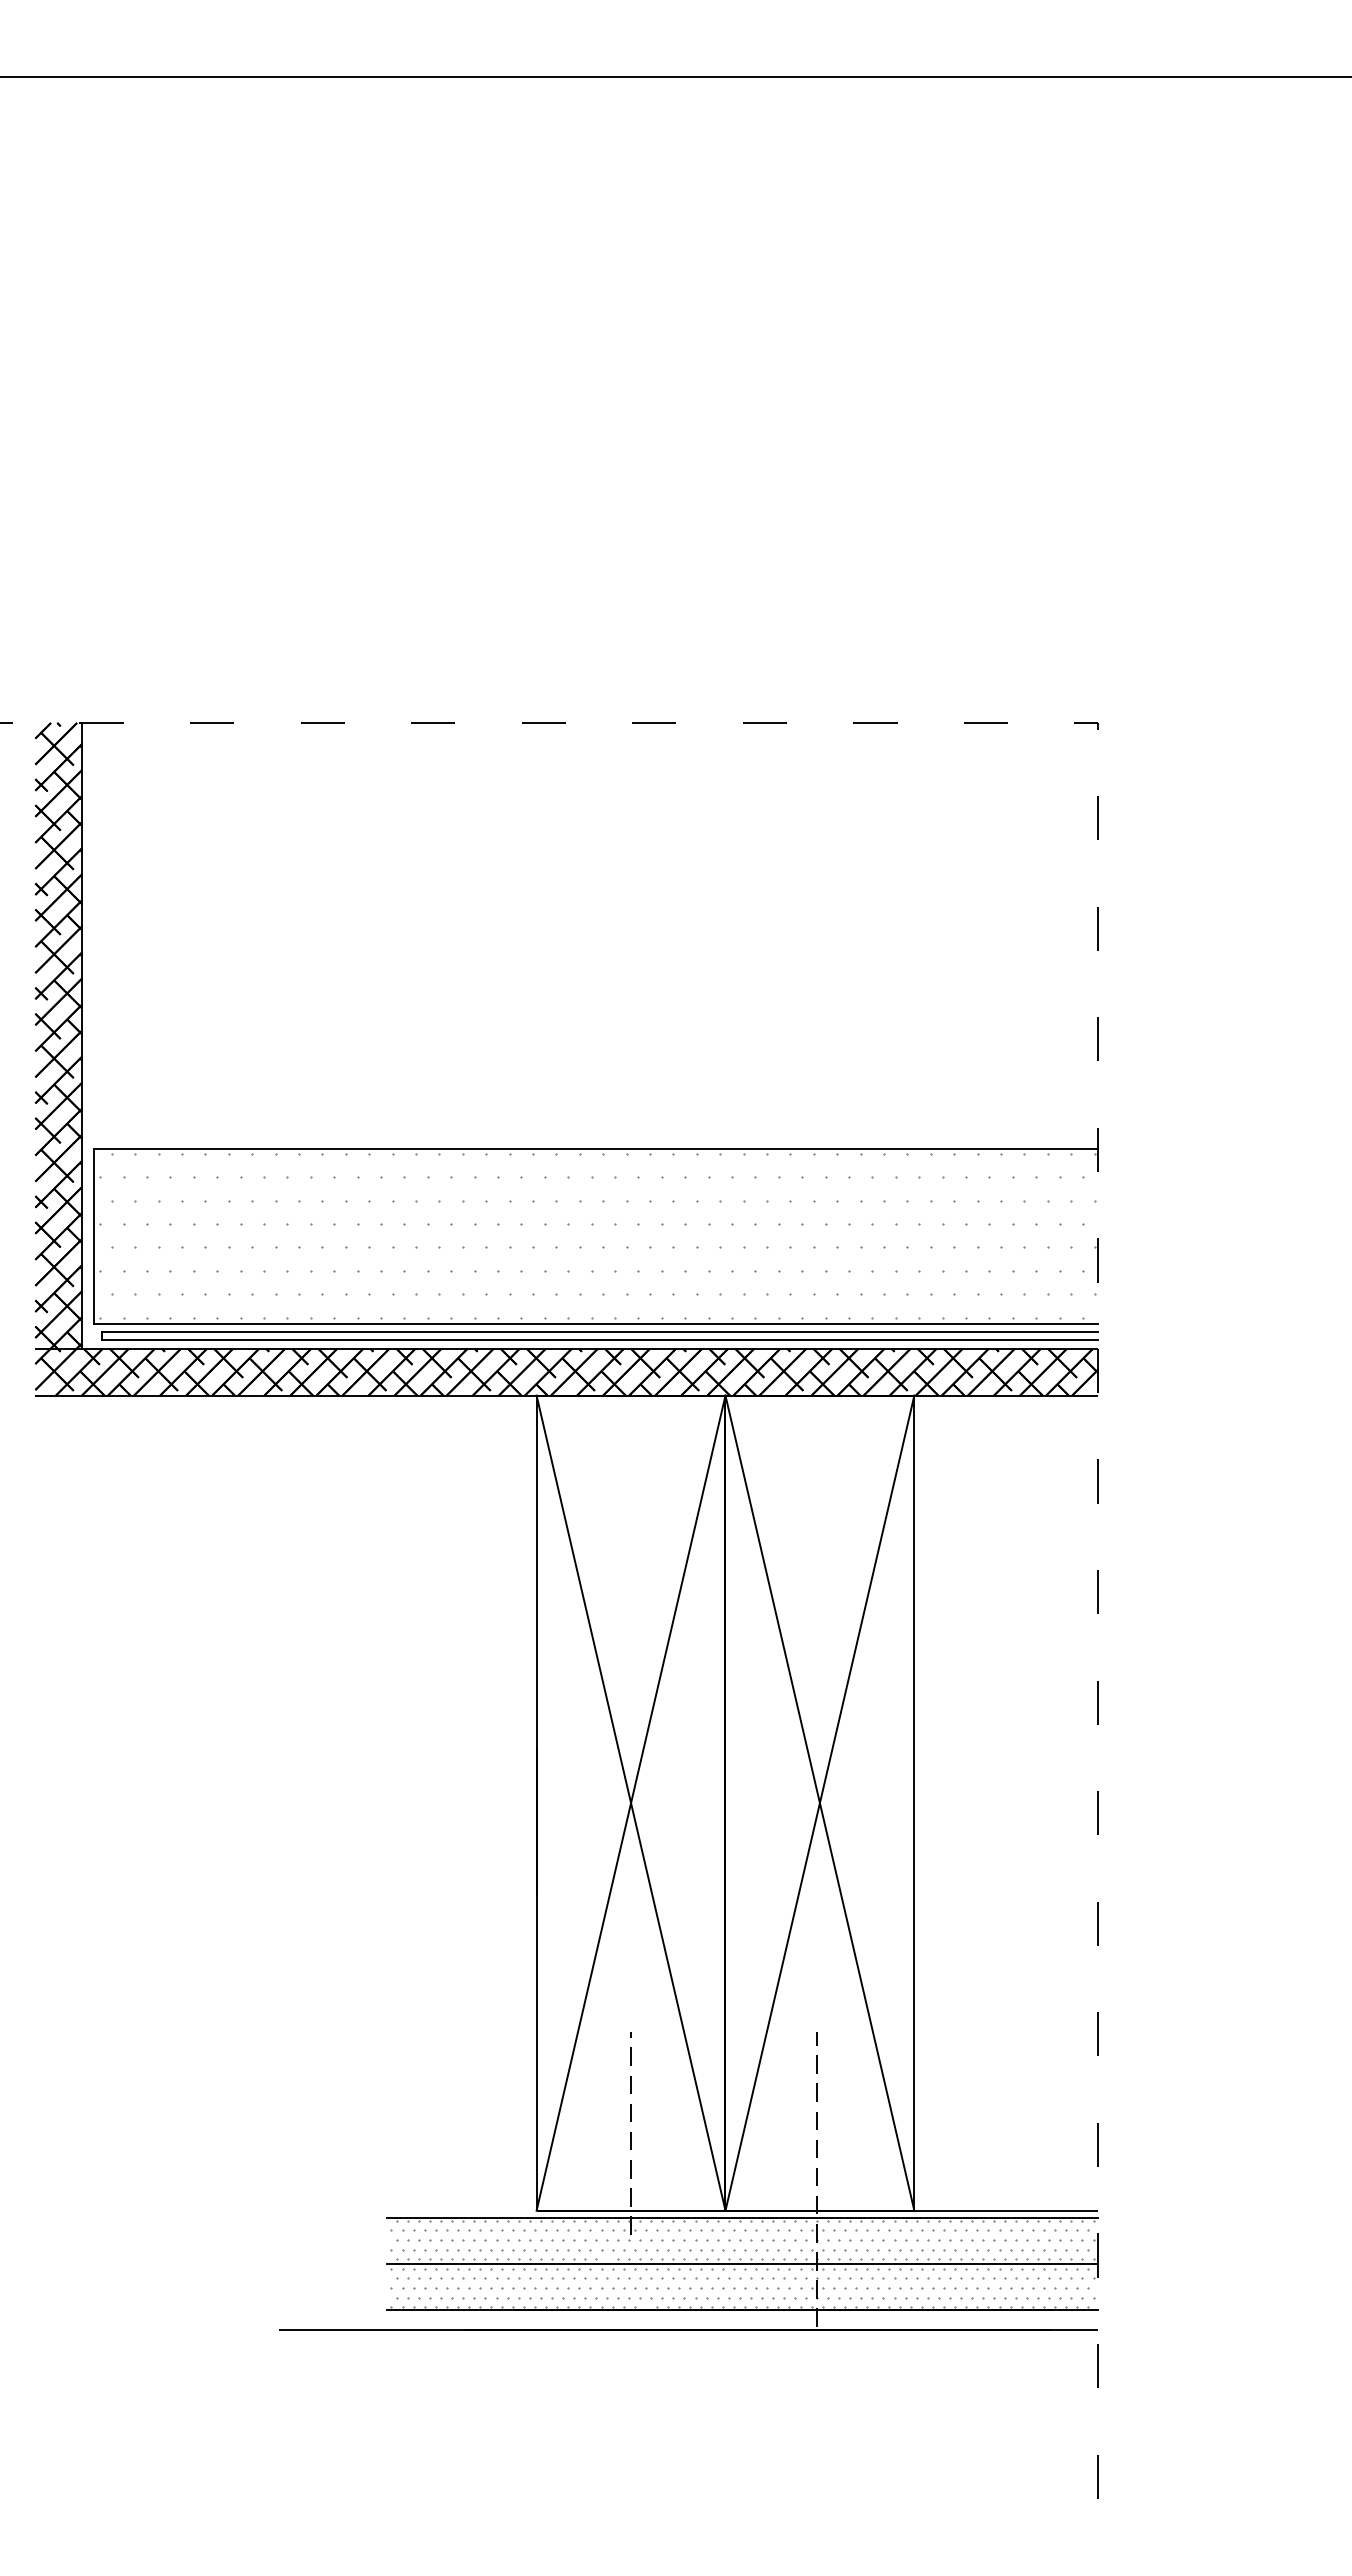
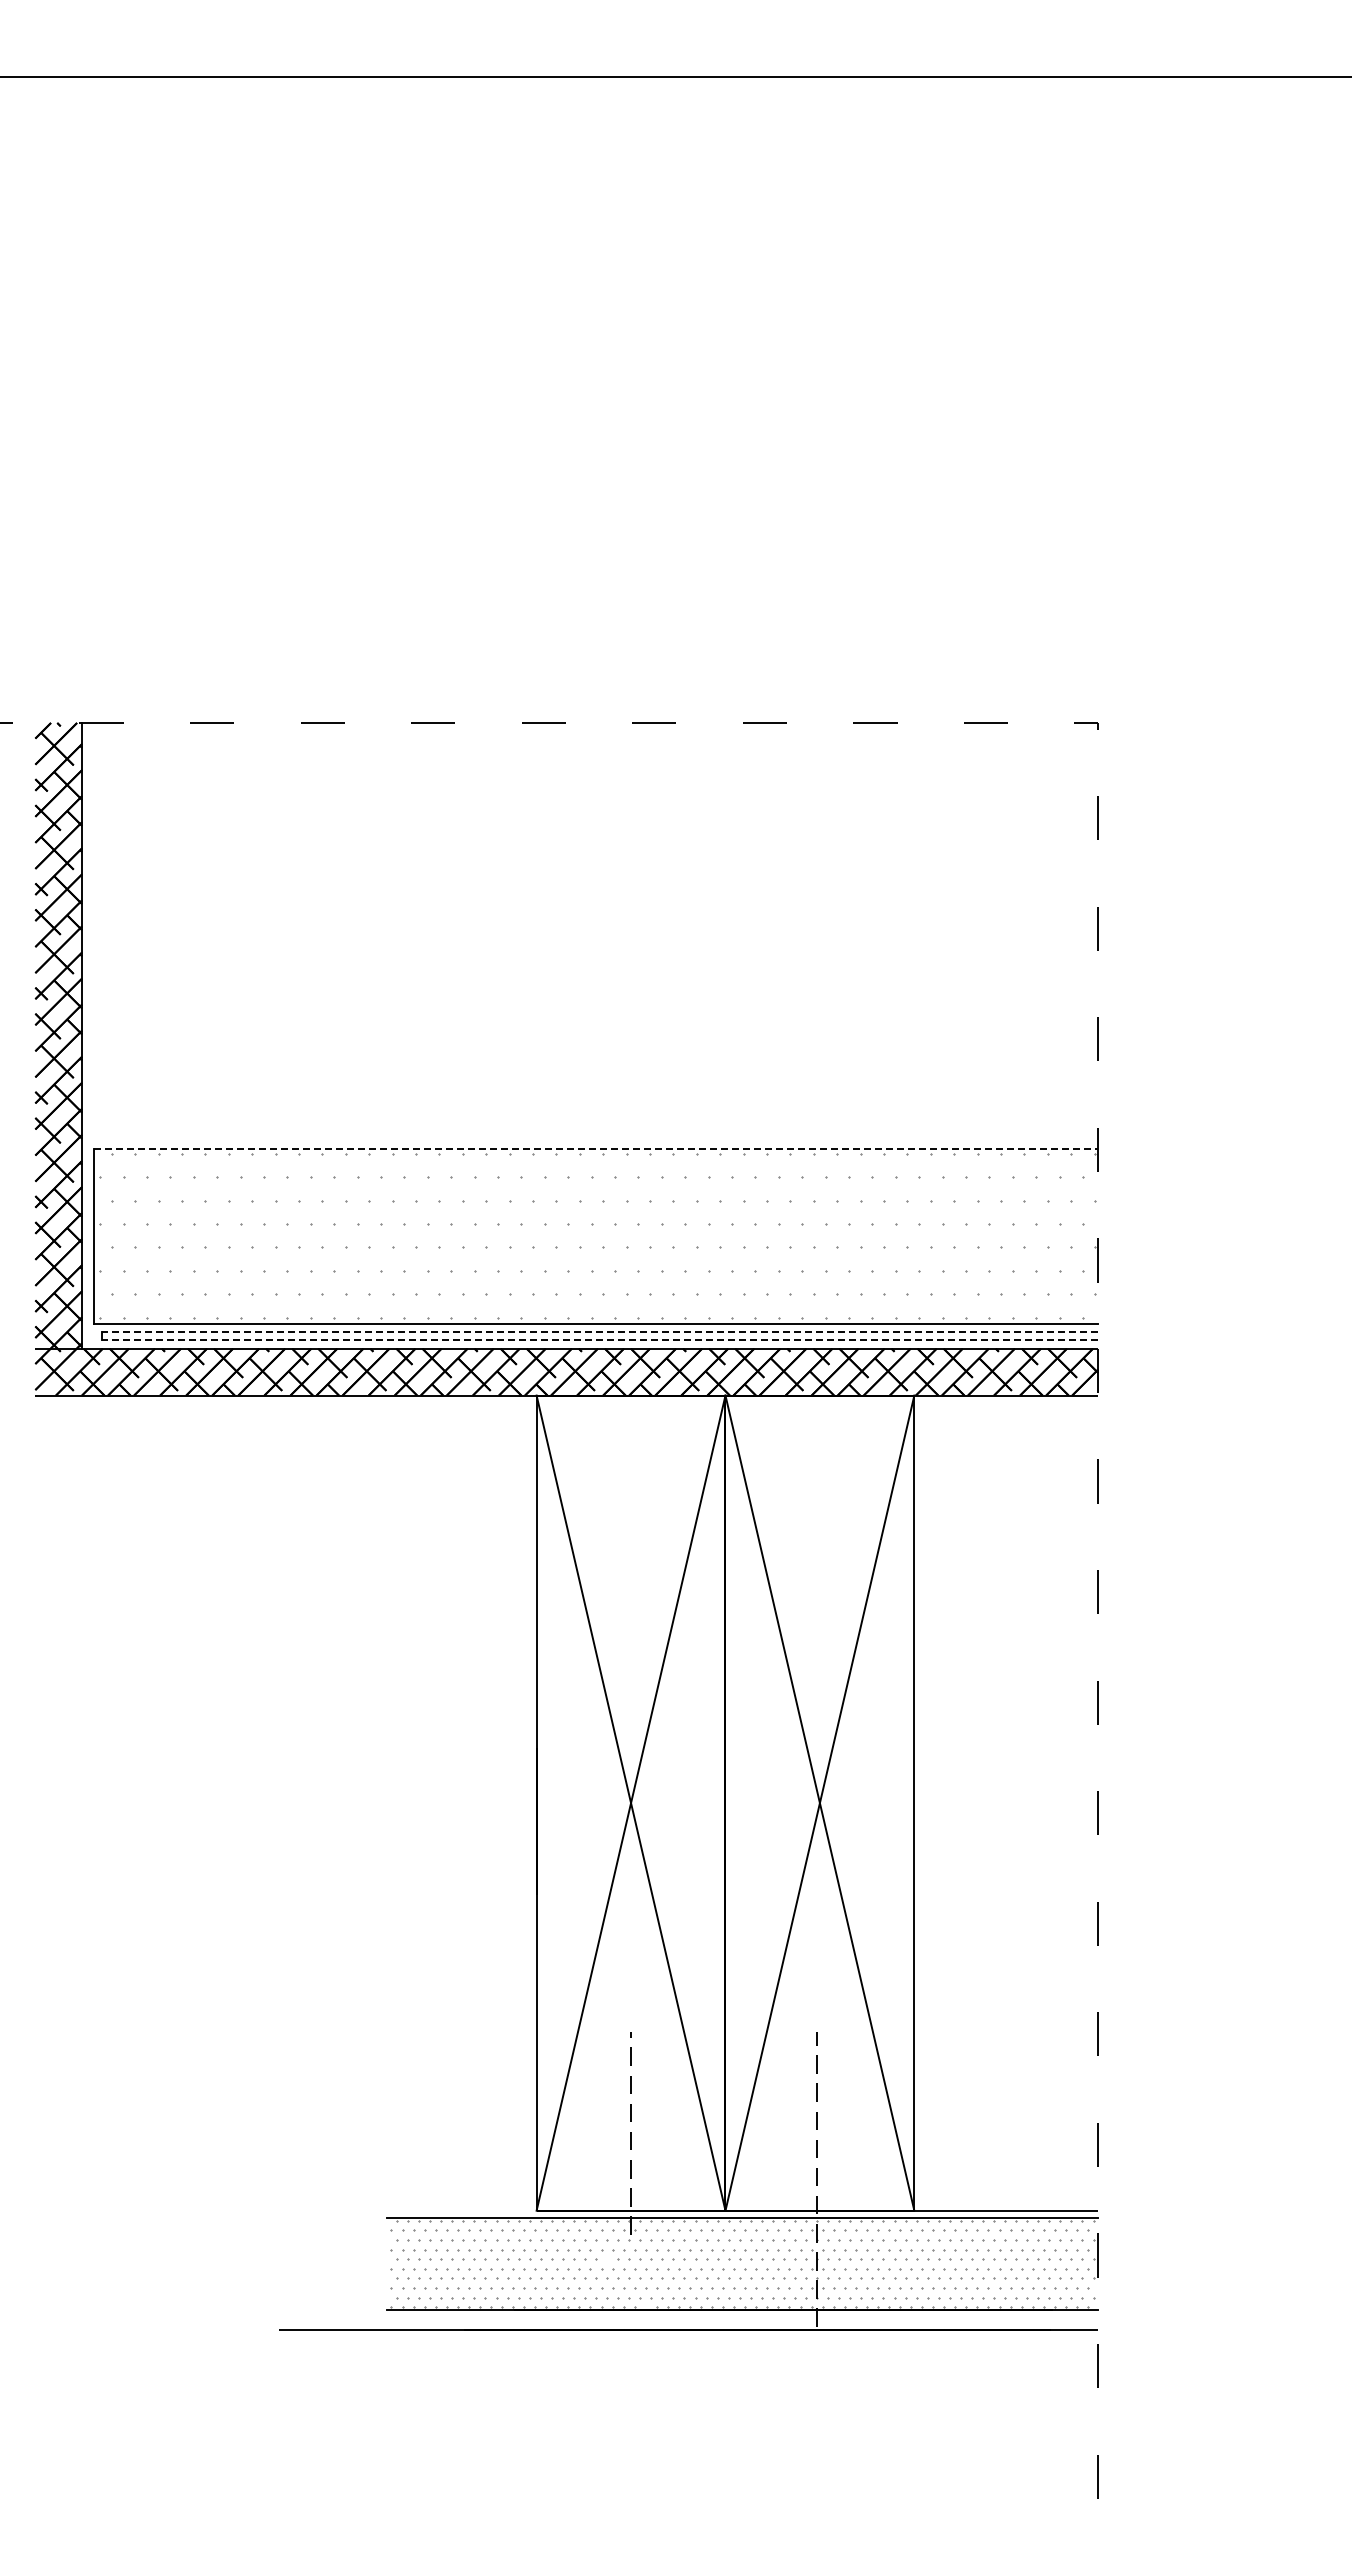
line: solid -> dashed (596, 1148)
line: solid -> dashed (599, 1332)
line: solid -> dashed (599, 1339)
line: present -> none (742, 2264)
